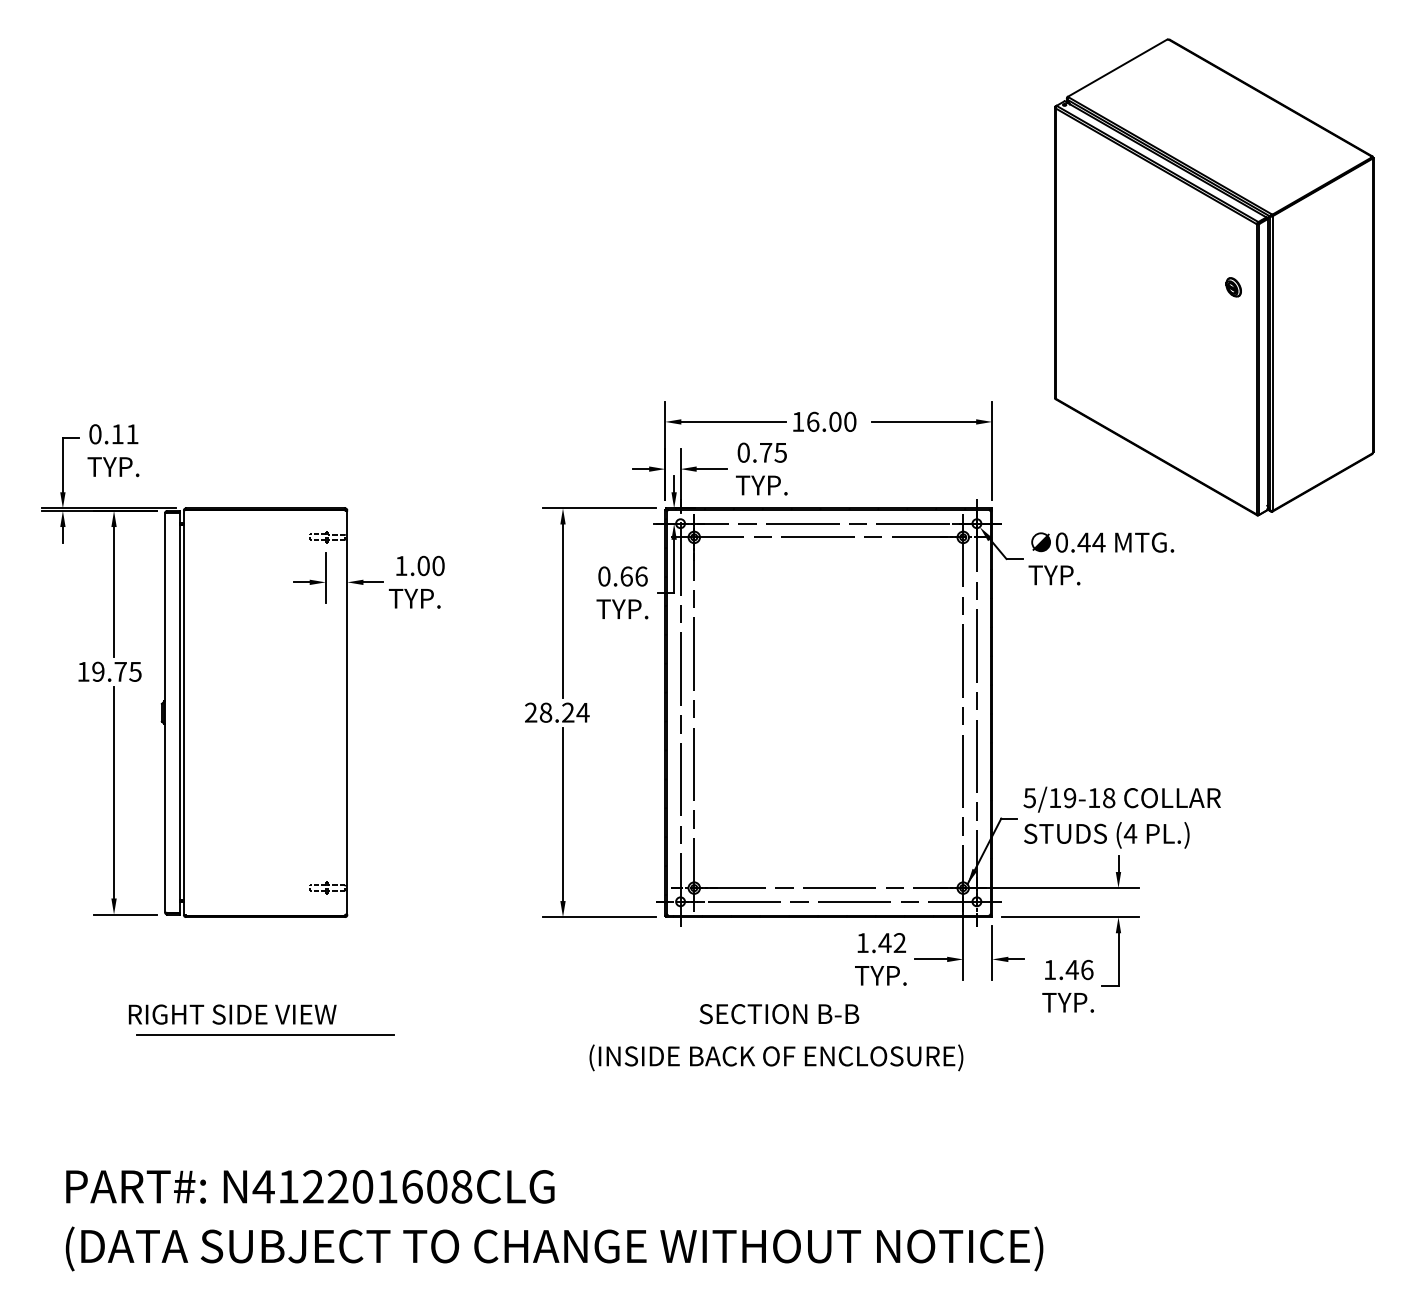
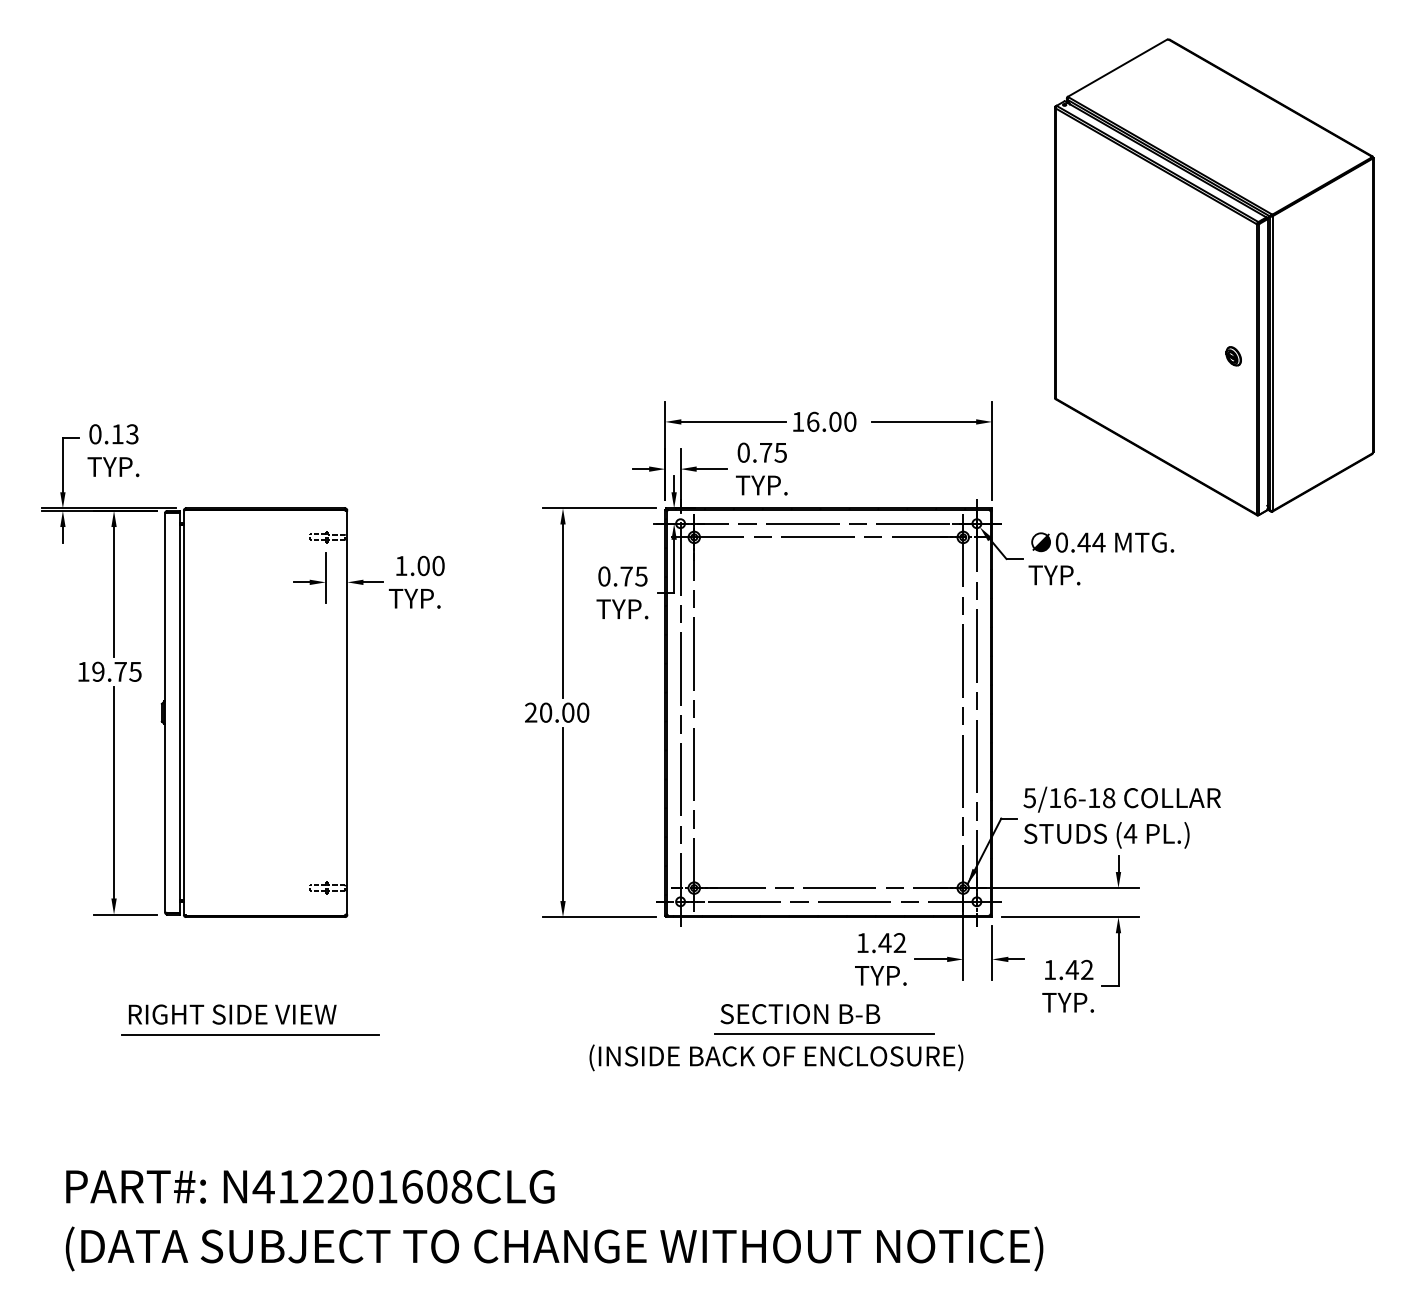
part position: (1233, 287) -> (1233, 356) (1233, 356)
text: 0.11 -> 0.13 (132, 434)
text: 0.66 -> 0.75 (633, 576)
text: 28.24 -> 20.00 (564, 712)
text: 5/19-18 -> 5/16-18 (1070, 798)
text: 1.46 -> 1.42 (1087, 969)
text position: (779, 1014) -> (800, 1014) (800, 1014)
line position: (265, 1034) -> (250, 1034) (250, 1034)
line: none -> present (824, 1034)
